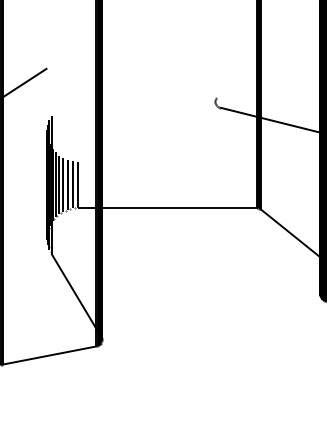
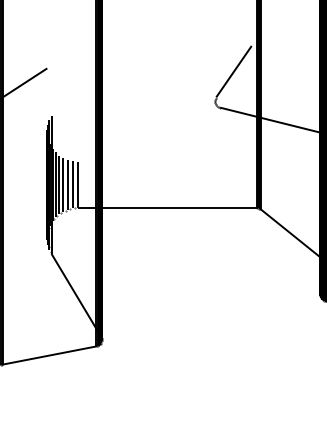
line: none -> present (233, 71)
